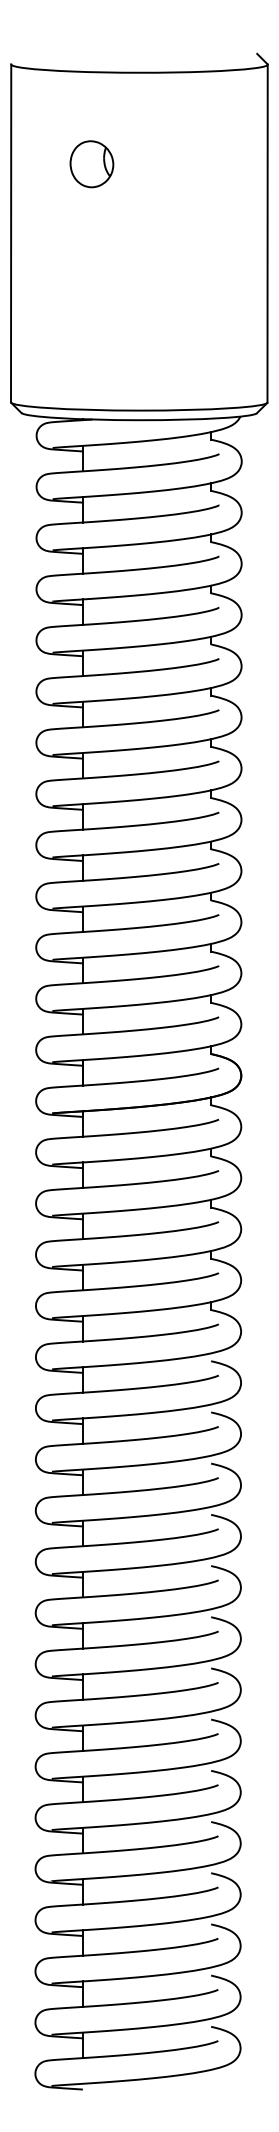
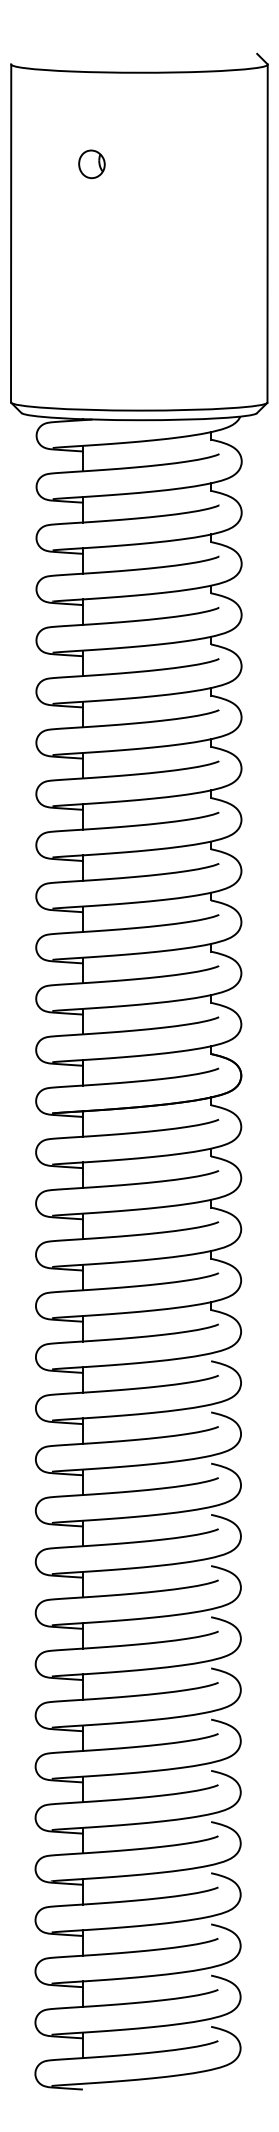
part size: 46x49 px -> 28x31 px (91, 164)
